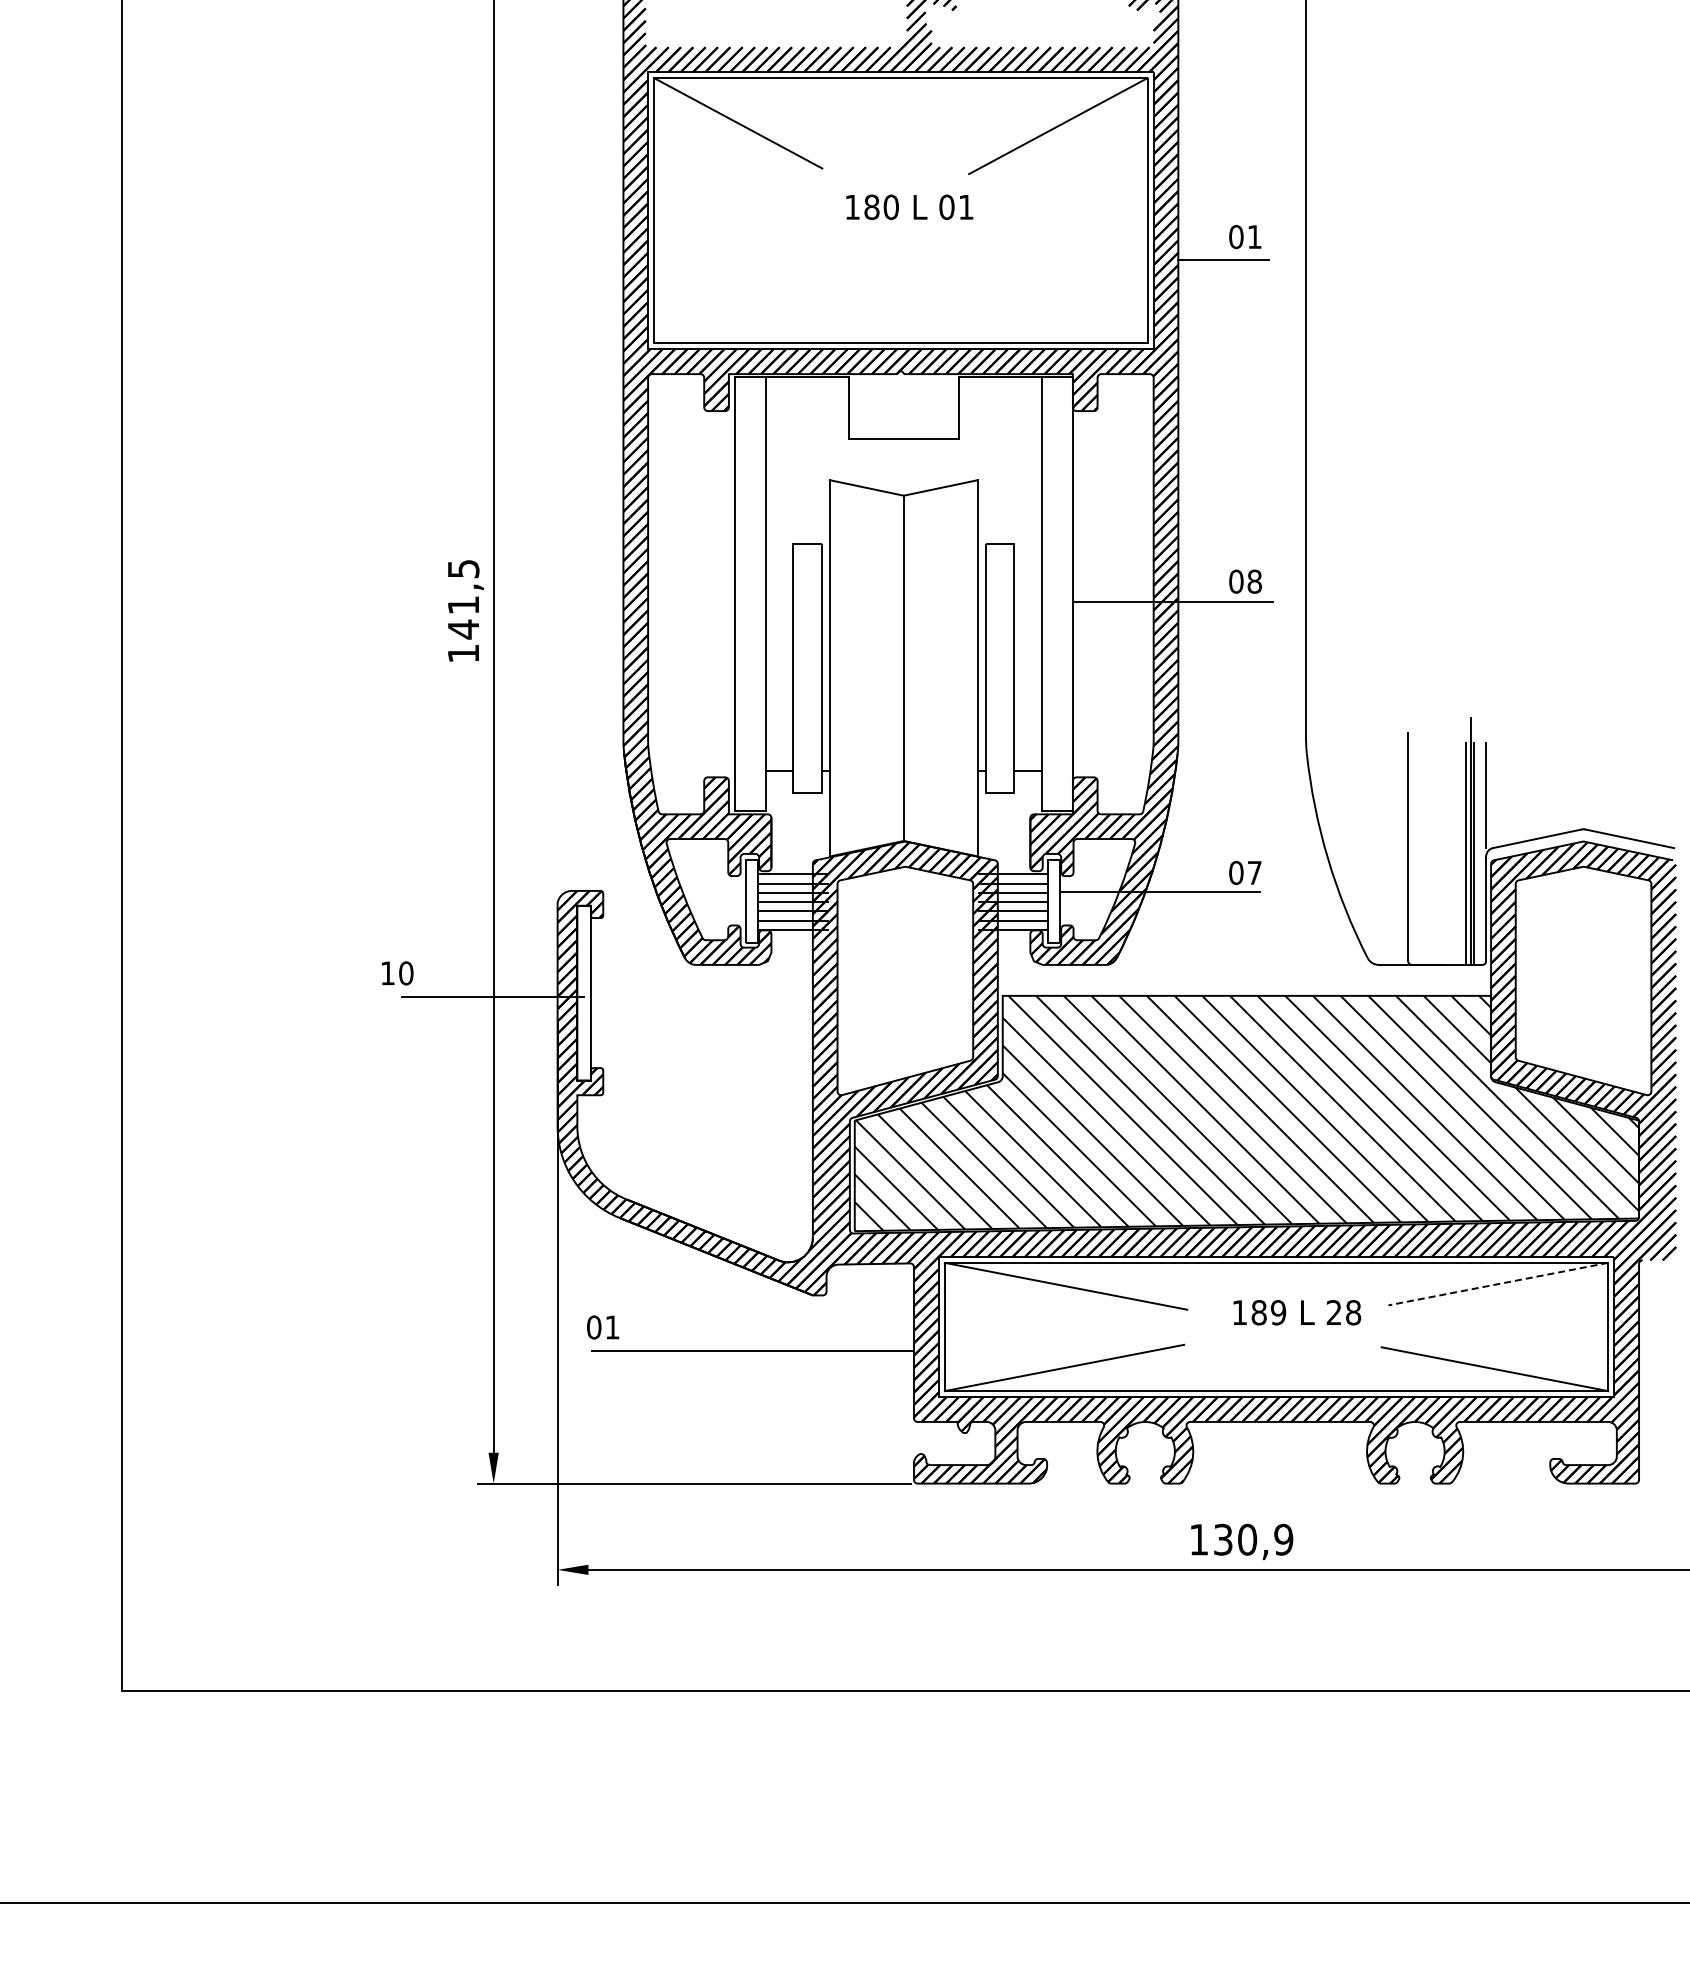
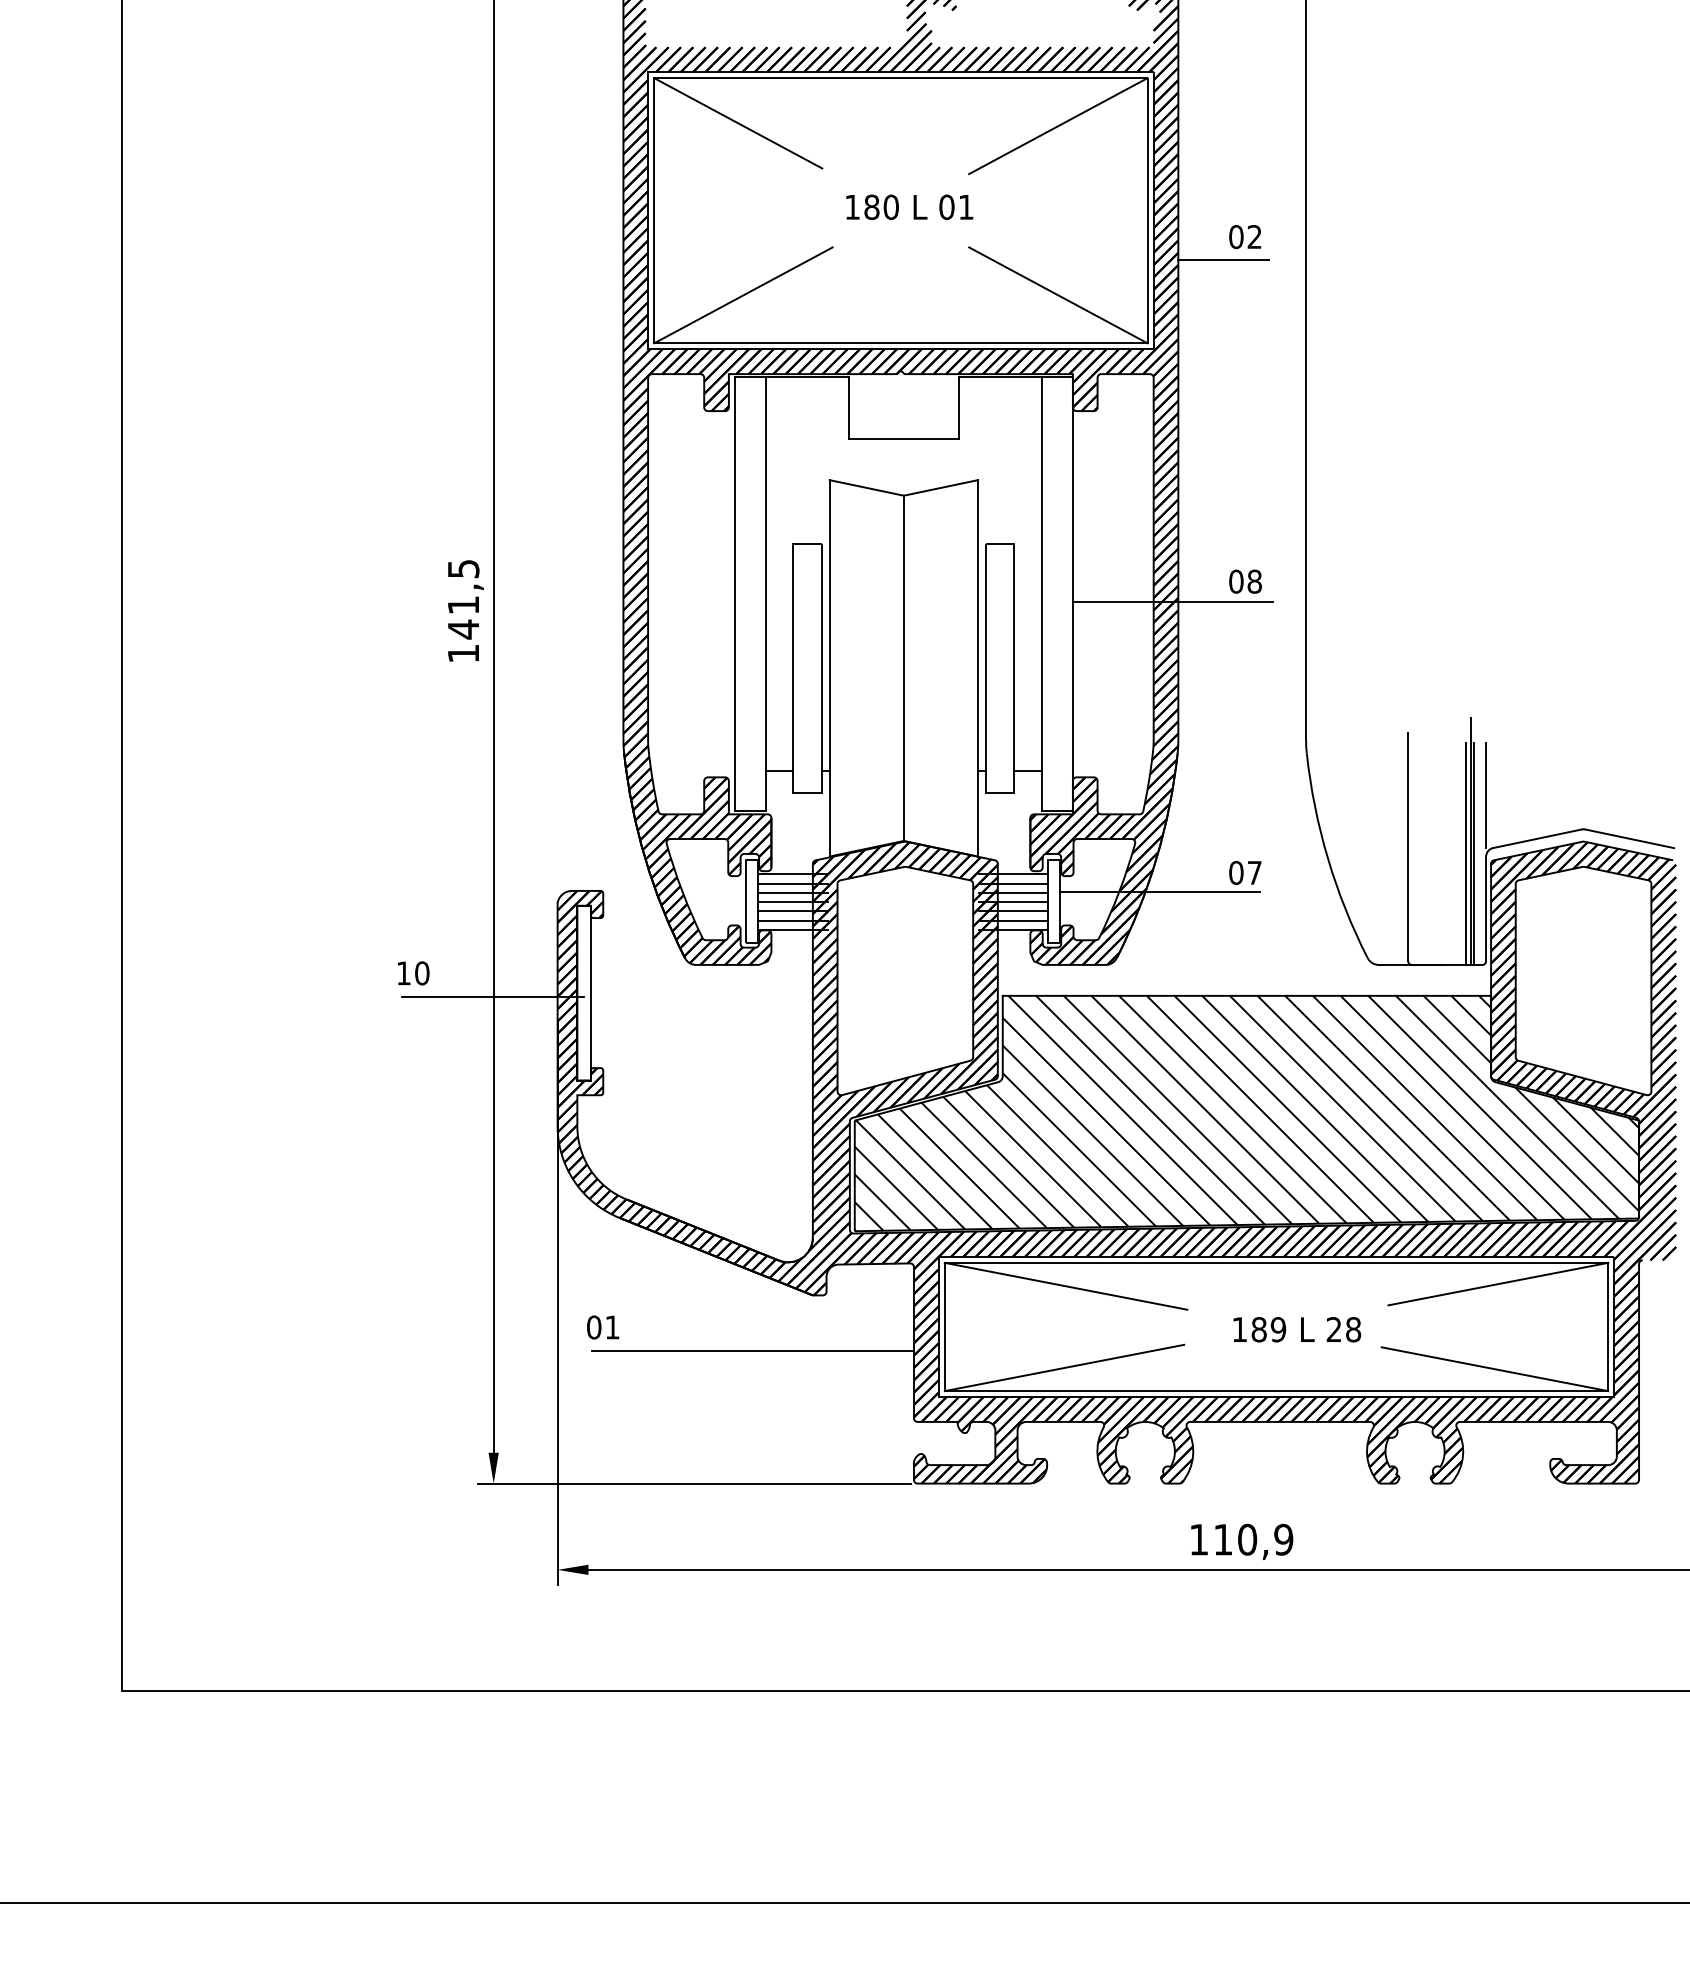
text: 01 -> 02 (1254, 236)
line: none -> present (743, 295)
line: none -> present (1058, 295)
text position: (397, 973) -> (413, 973) (413, 973)
line: dashed -> solid (1498, 1284)
text position: (1297, 1312) -> (1297, 1329) (1297, 1329)
text: 130,9 -> 110,9 (1223, 1539)
